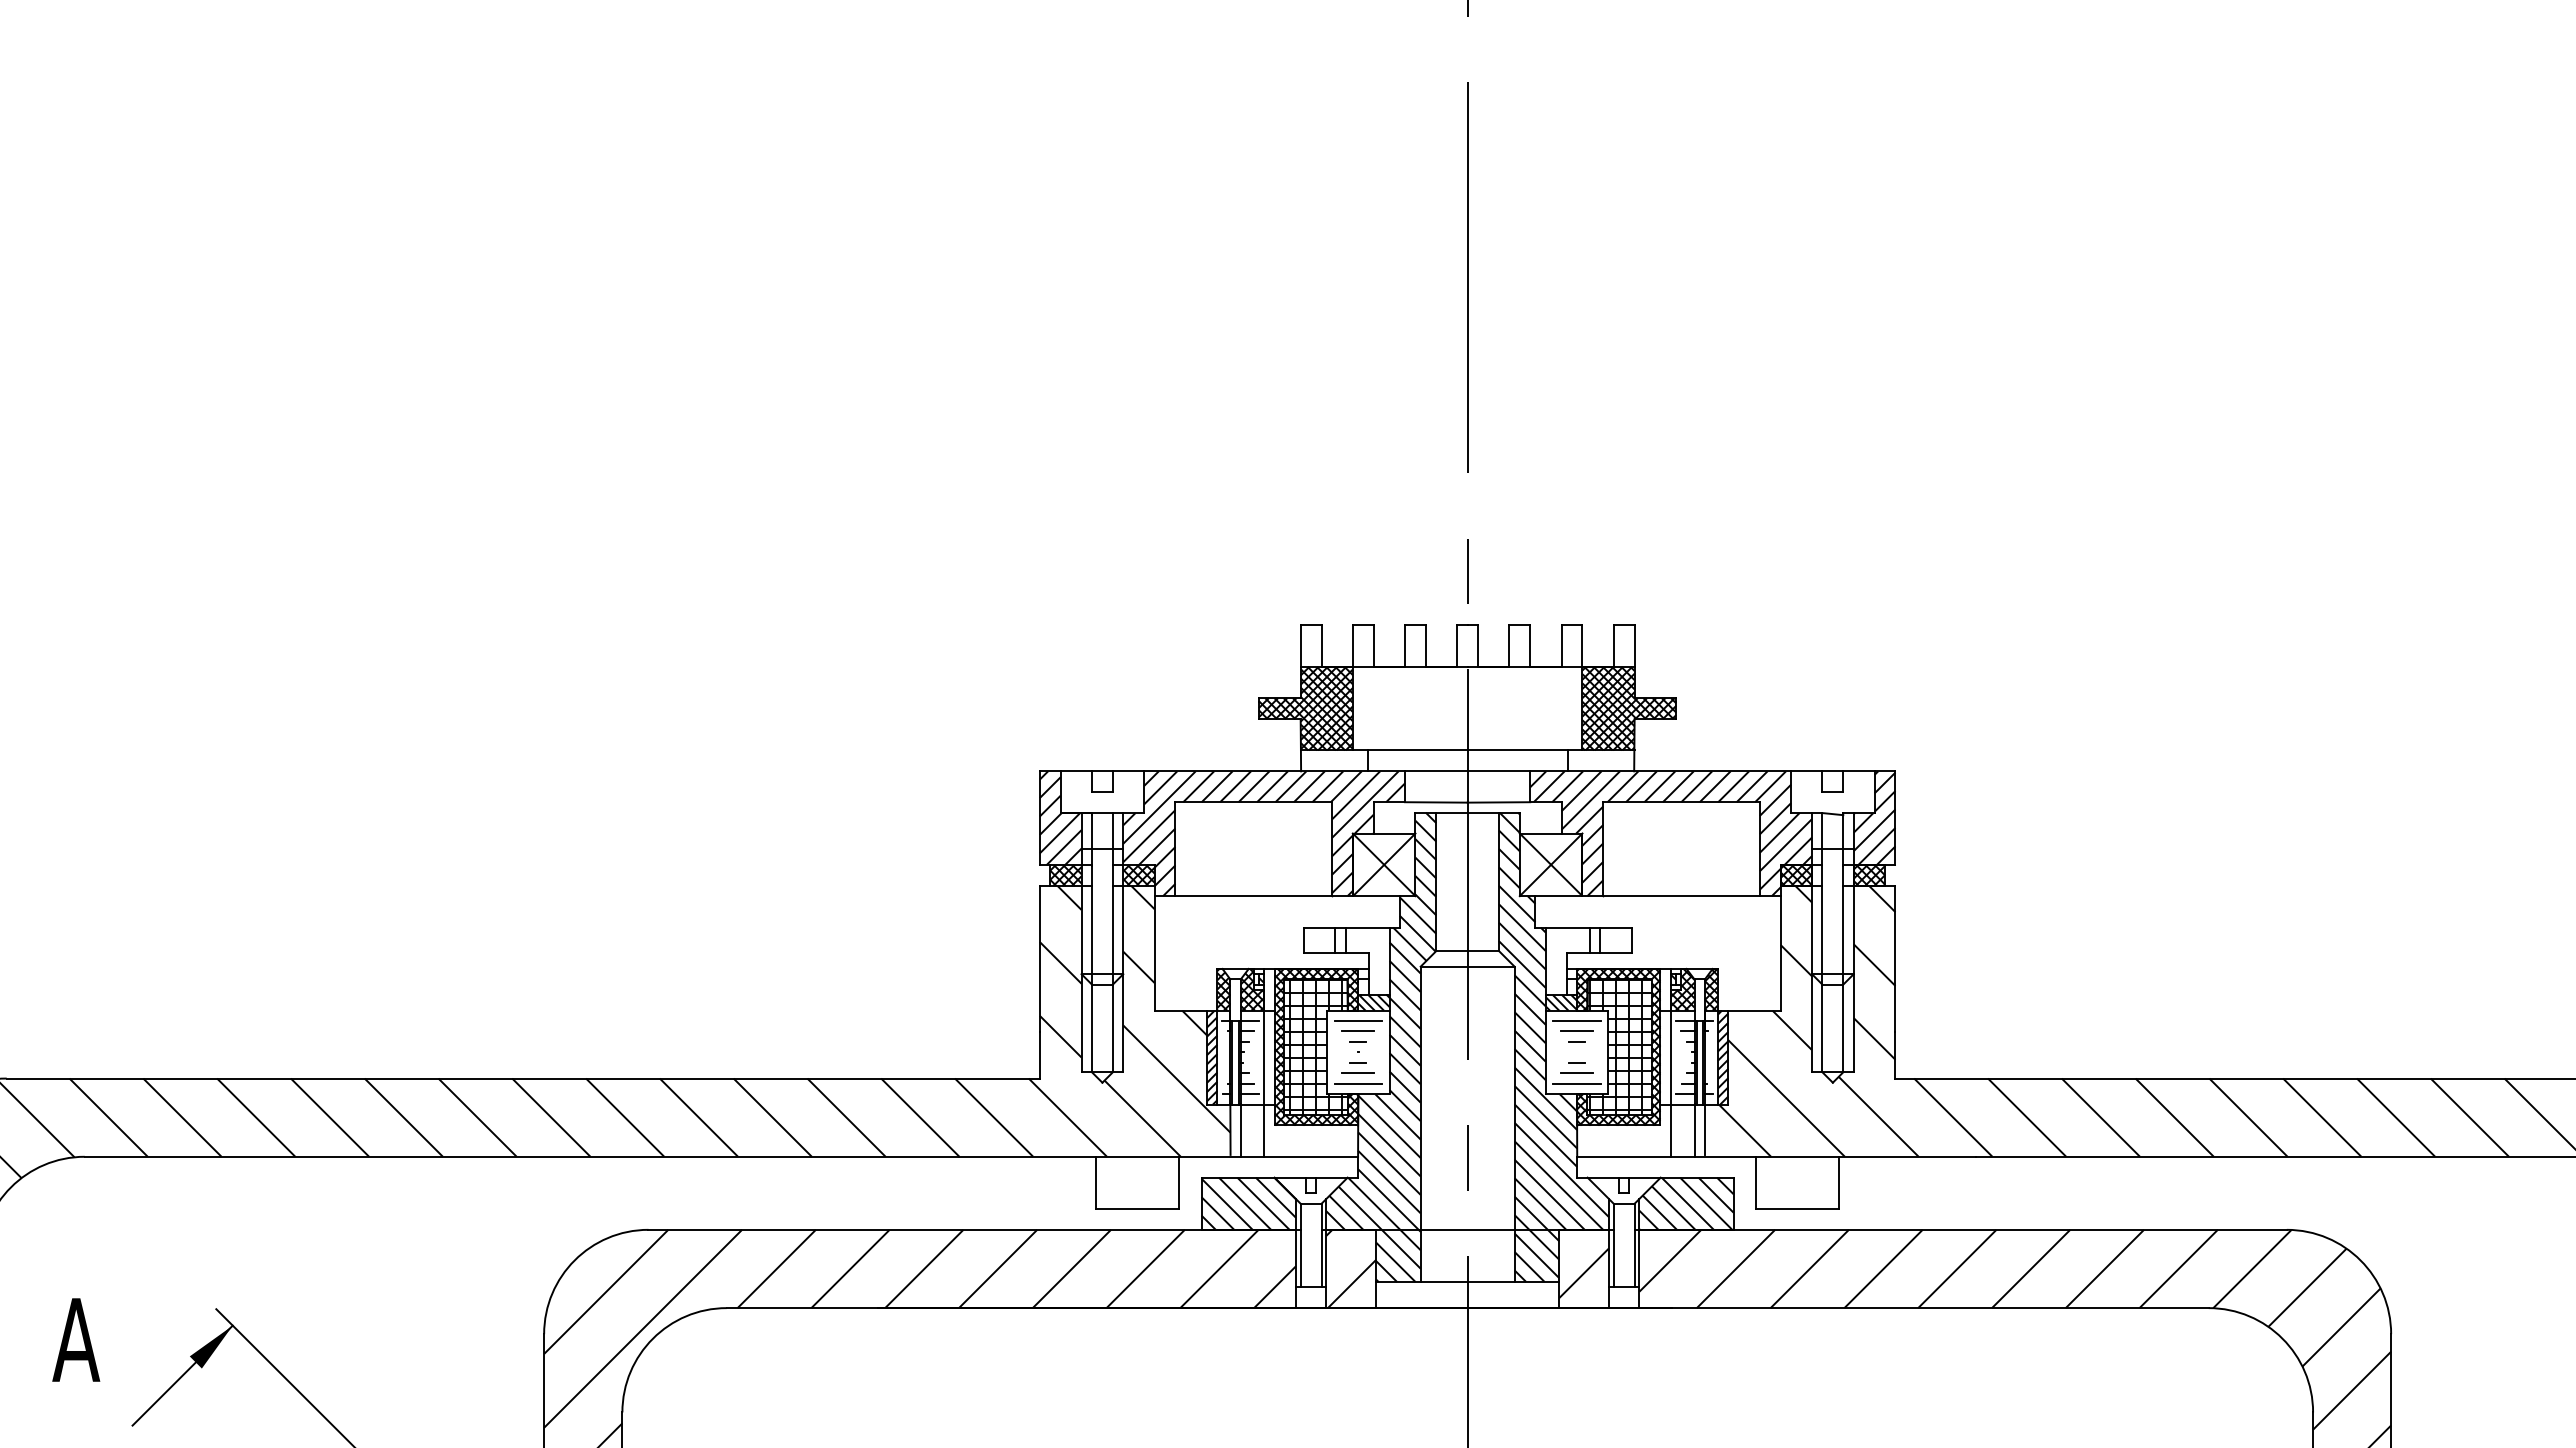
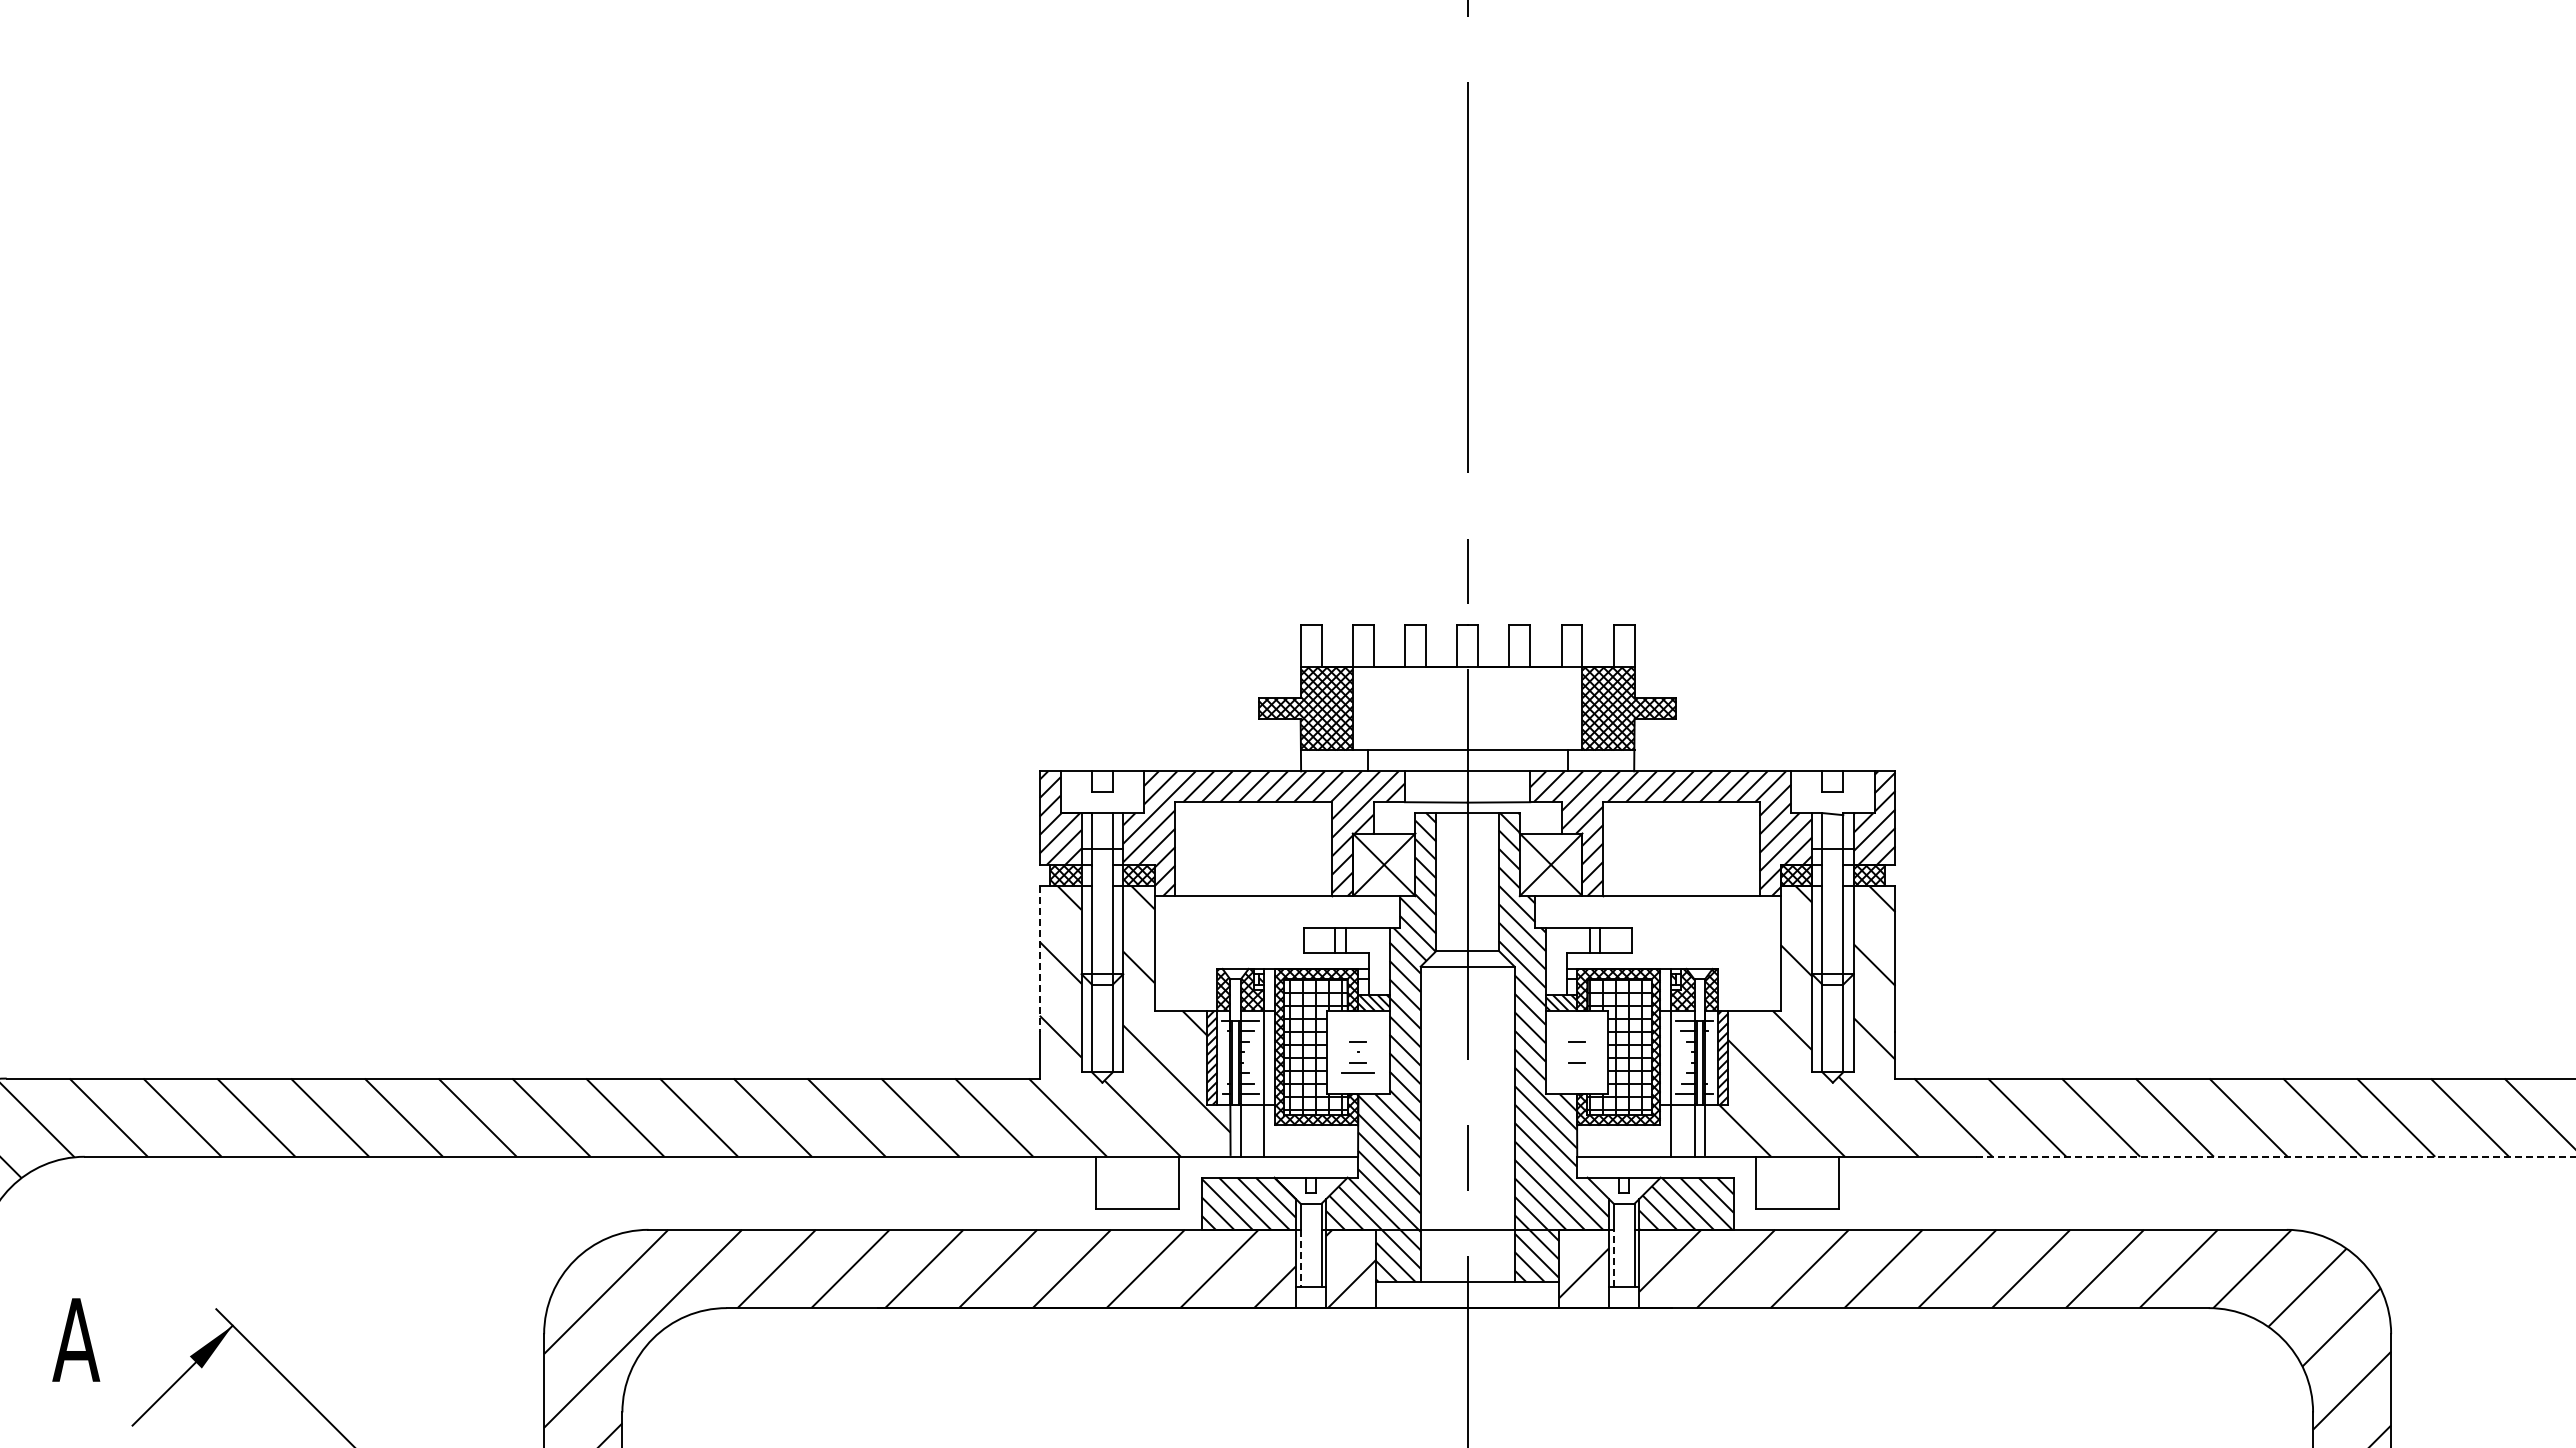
line: solid -> dashed (1039, 958)
line: present -> none (1358, 1020)
line: present -> none (1576, 1020)
line: present -> none (1357, 1030)
line: present -> none (1577, 1031)
line: present -> none (1576, 1072)
line: present -> none (1358, 1083)
line: present -> none (1576, 1083)
line: solid -> dashed (2276, 1156)
line: solid -> dashed (1300, 1258)
line: solid -> dashed (1613, 1258)
